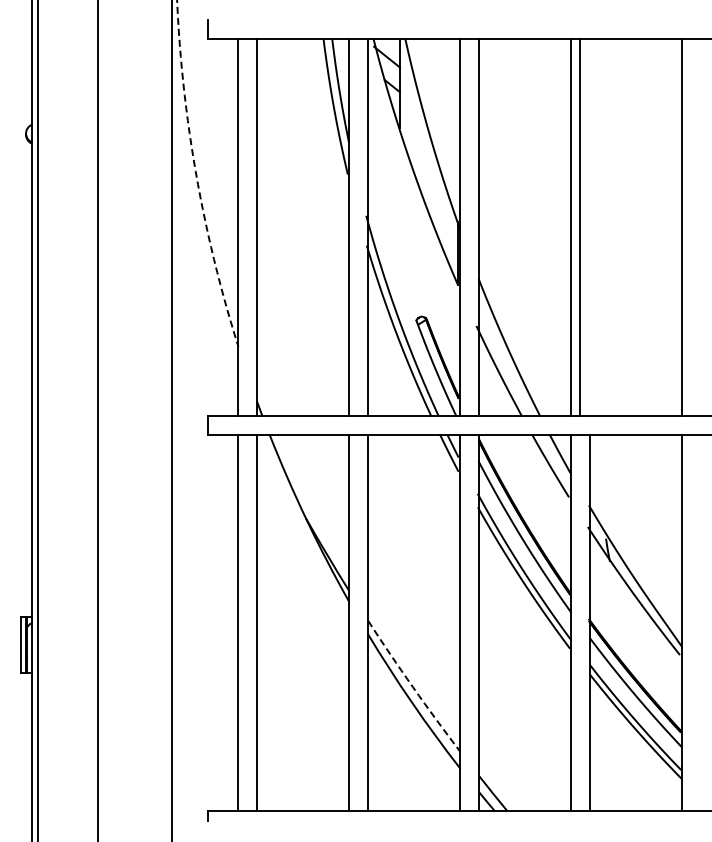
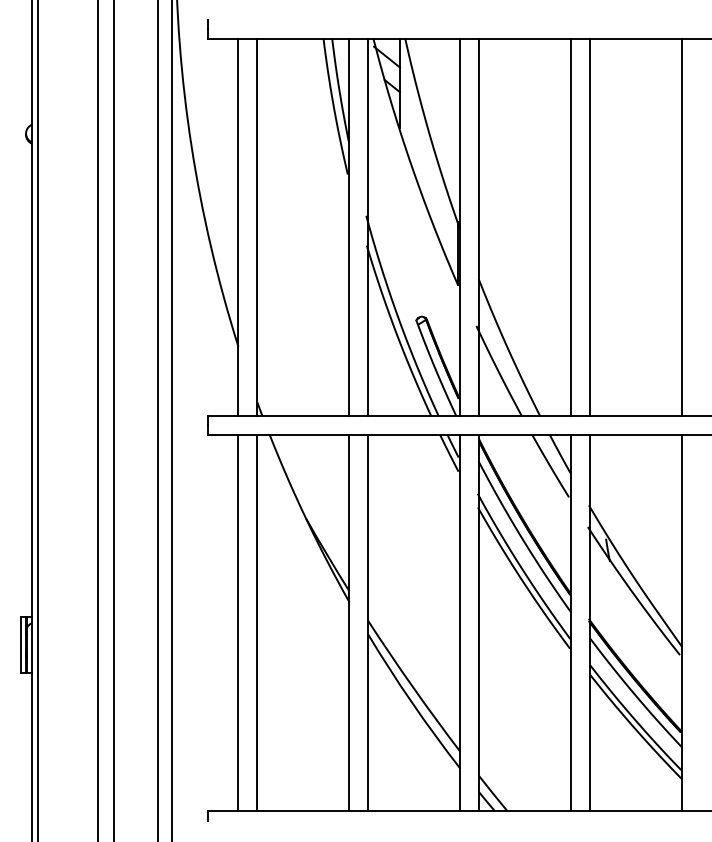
arc: dashed -> solid (196, 175)
line position: (580, 226) -> (590, 226) (590, 226)
line: none -> present (114, 420)
line: none -> present (158, 420)
arc: dashed -> solid (413, 687)
